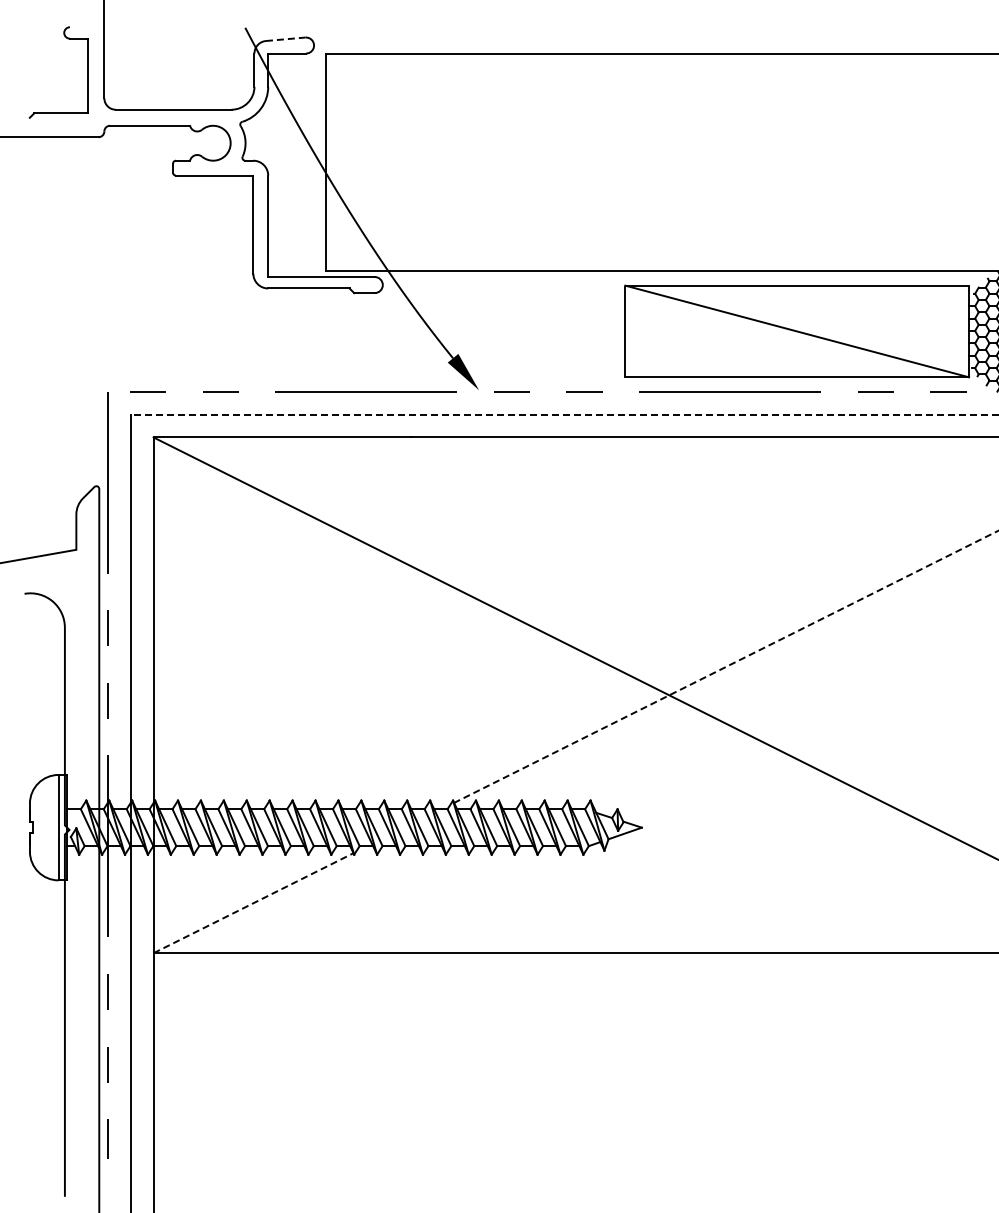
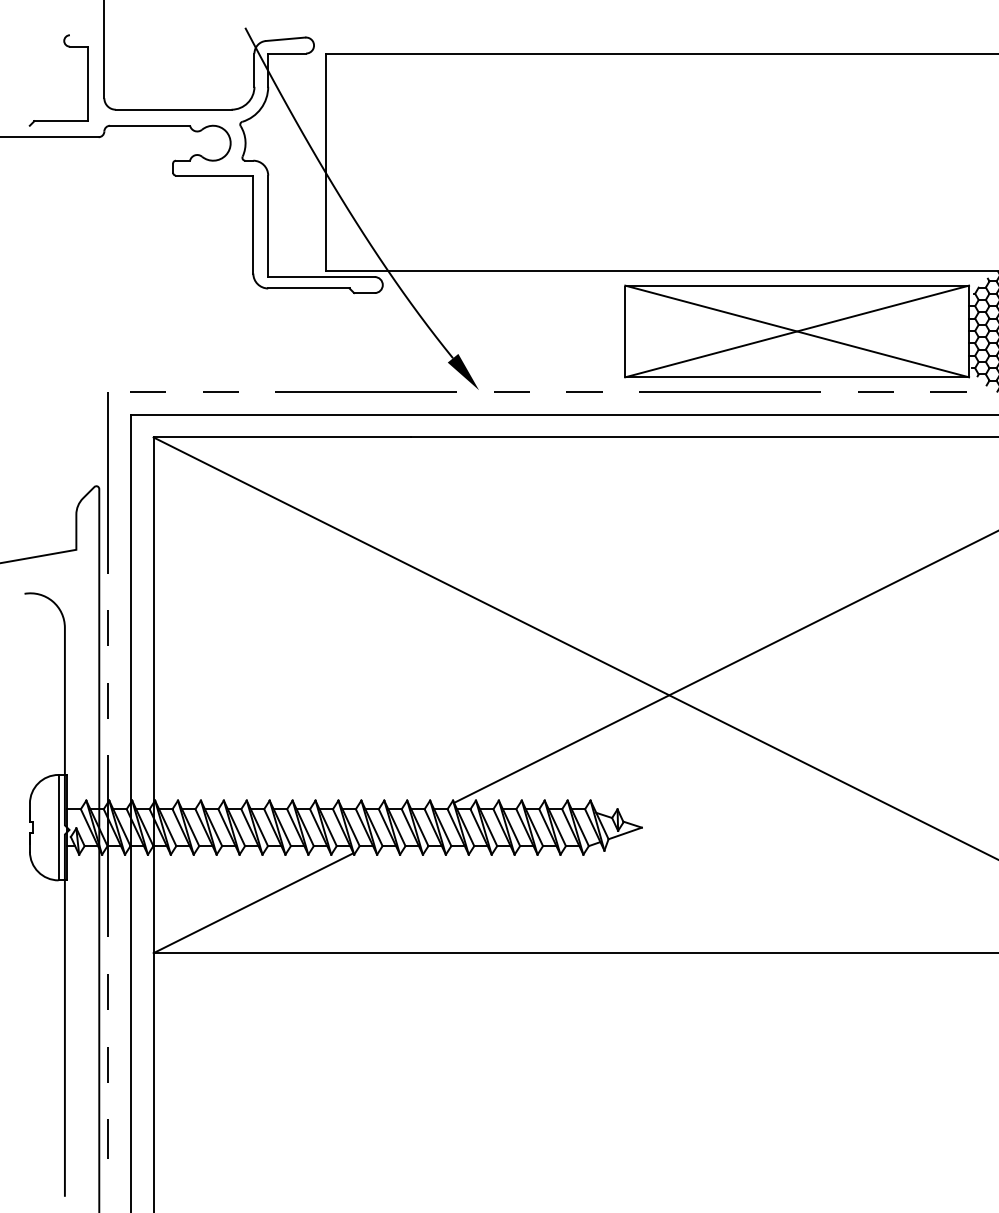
line: dashed -> solid (285, 39)
part position: (87, 72) -> (87, 80) (87, 80)
line: none -> present (797, 331)
line: dashed -> solid (564, 414)
line: dashed -> solid (726, 666)
line: dashed -> solid (253, 903)
